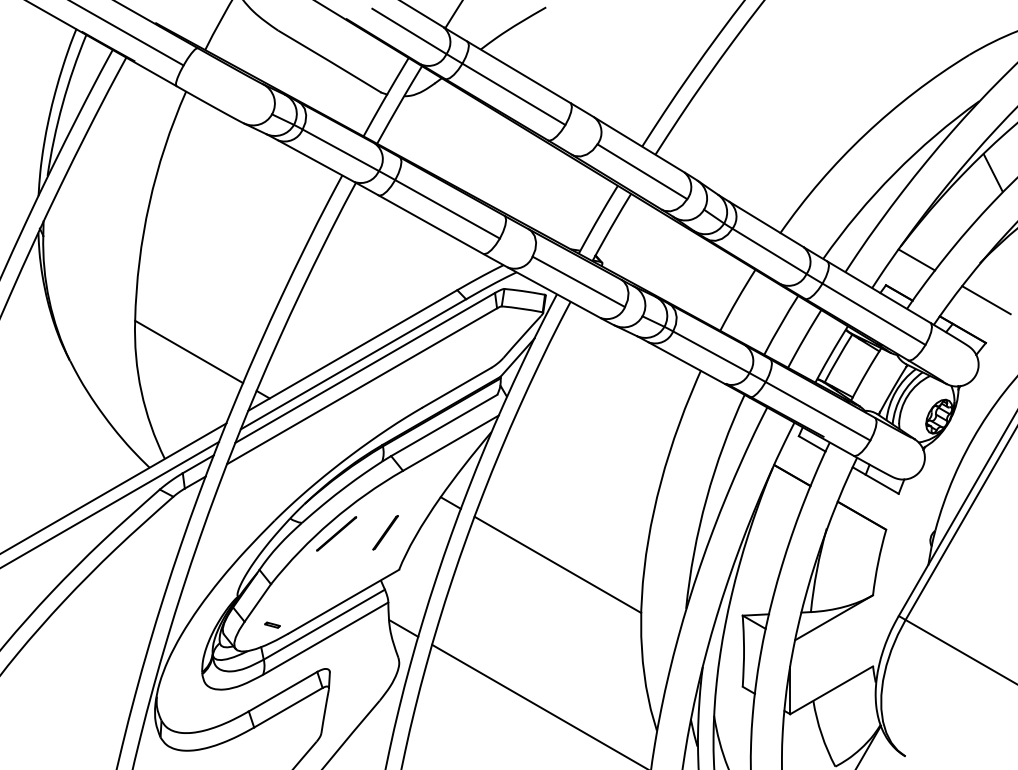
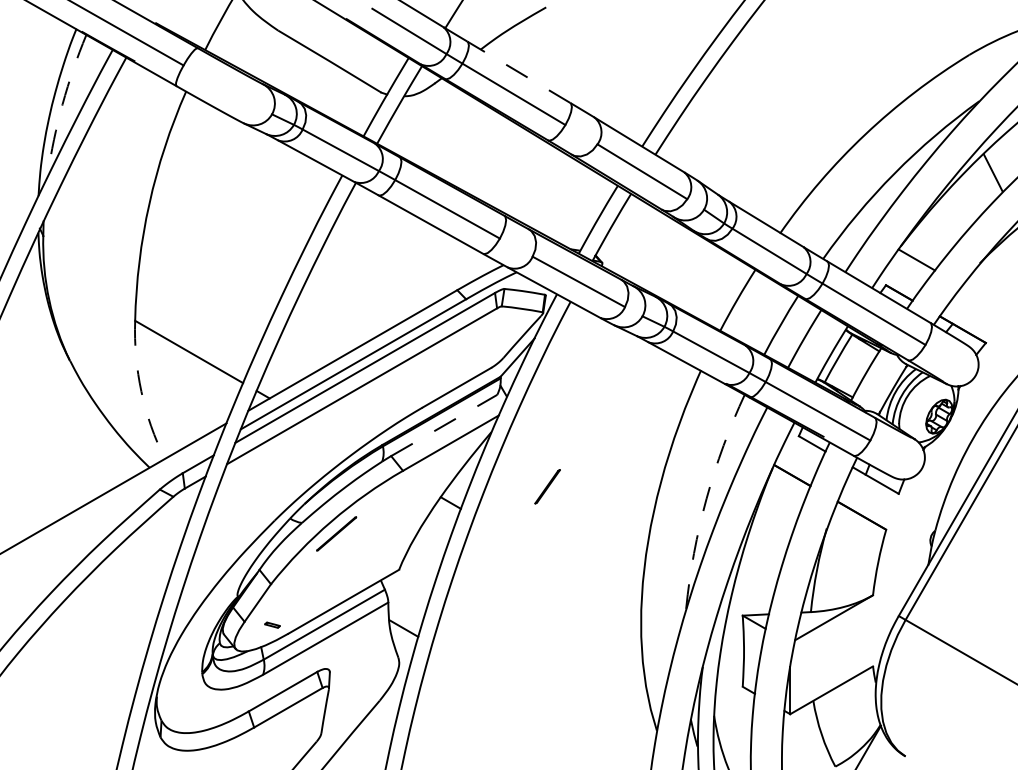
line: solid -> dashed (518, 72)
arc: solid -> dashed (62, 104)
line: present -> none (986, 300)
arc: solid -> dashed (141, 391)
line: solid -> dashed (444, 425)
arc: solid -> dashed (706, 498)
line: present -> none (110, 504)
line position: (385, 532) -> (547, 486) (547, 486)
line: present -> none (557, 564)
line: present -> none (537, 705)
